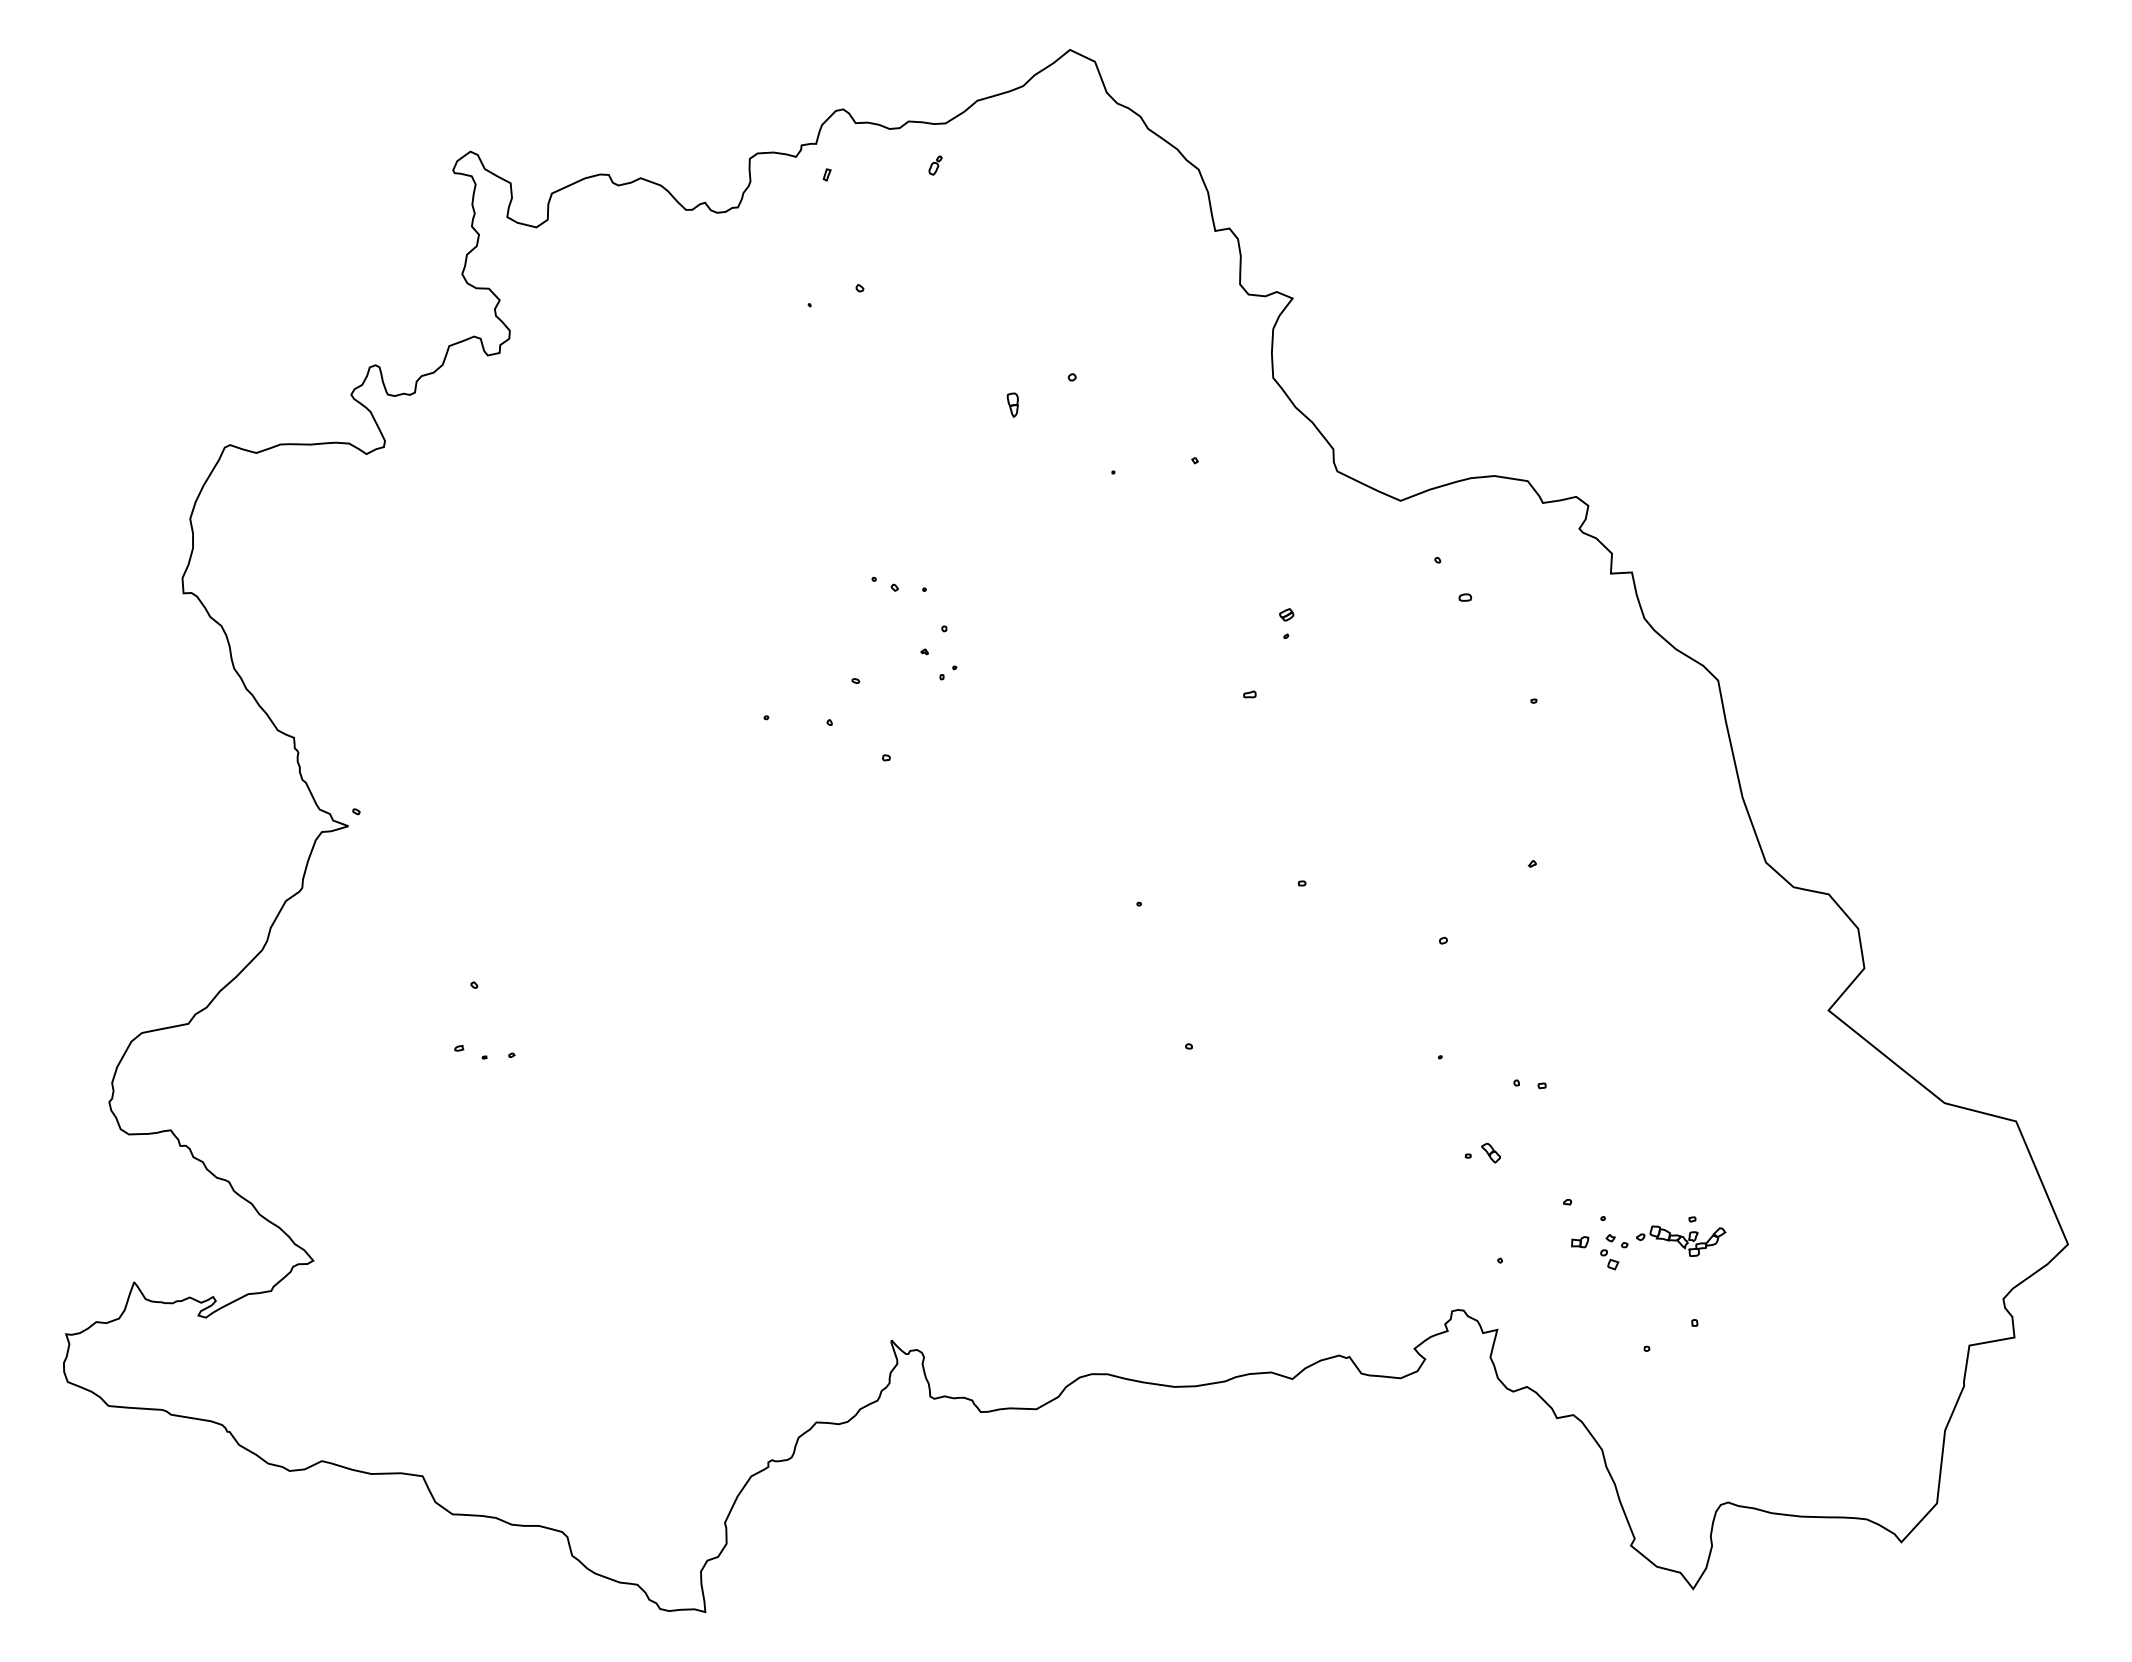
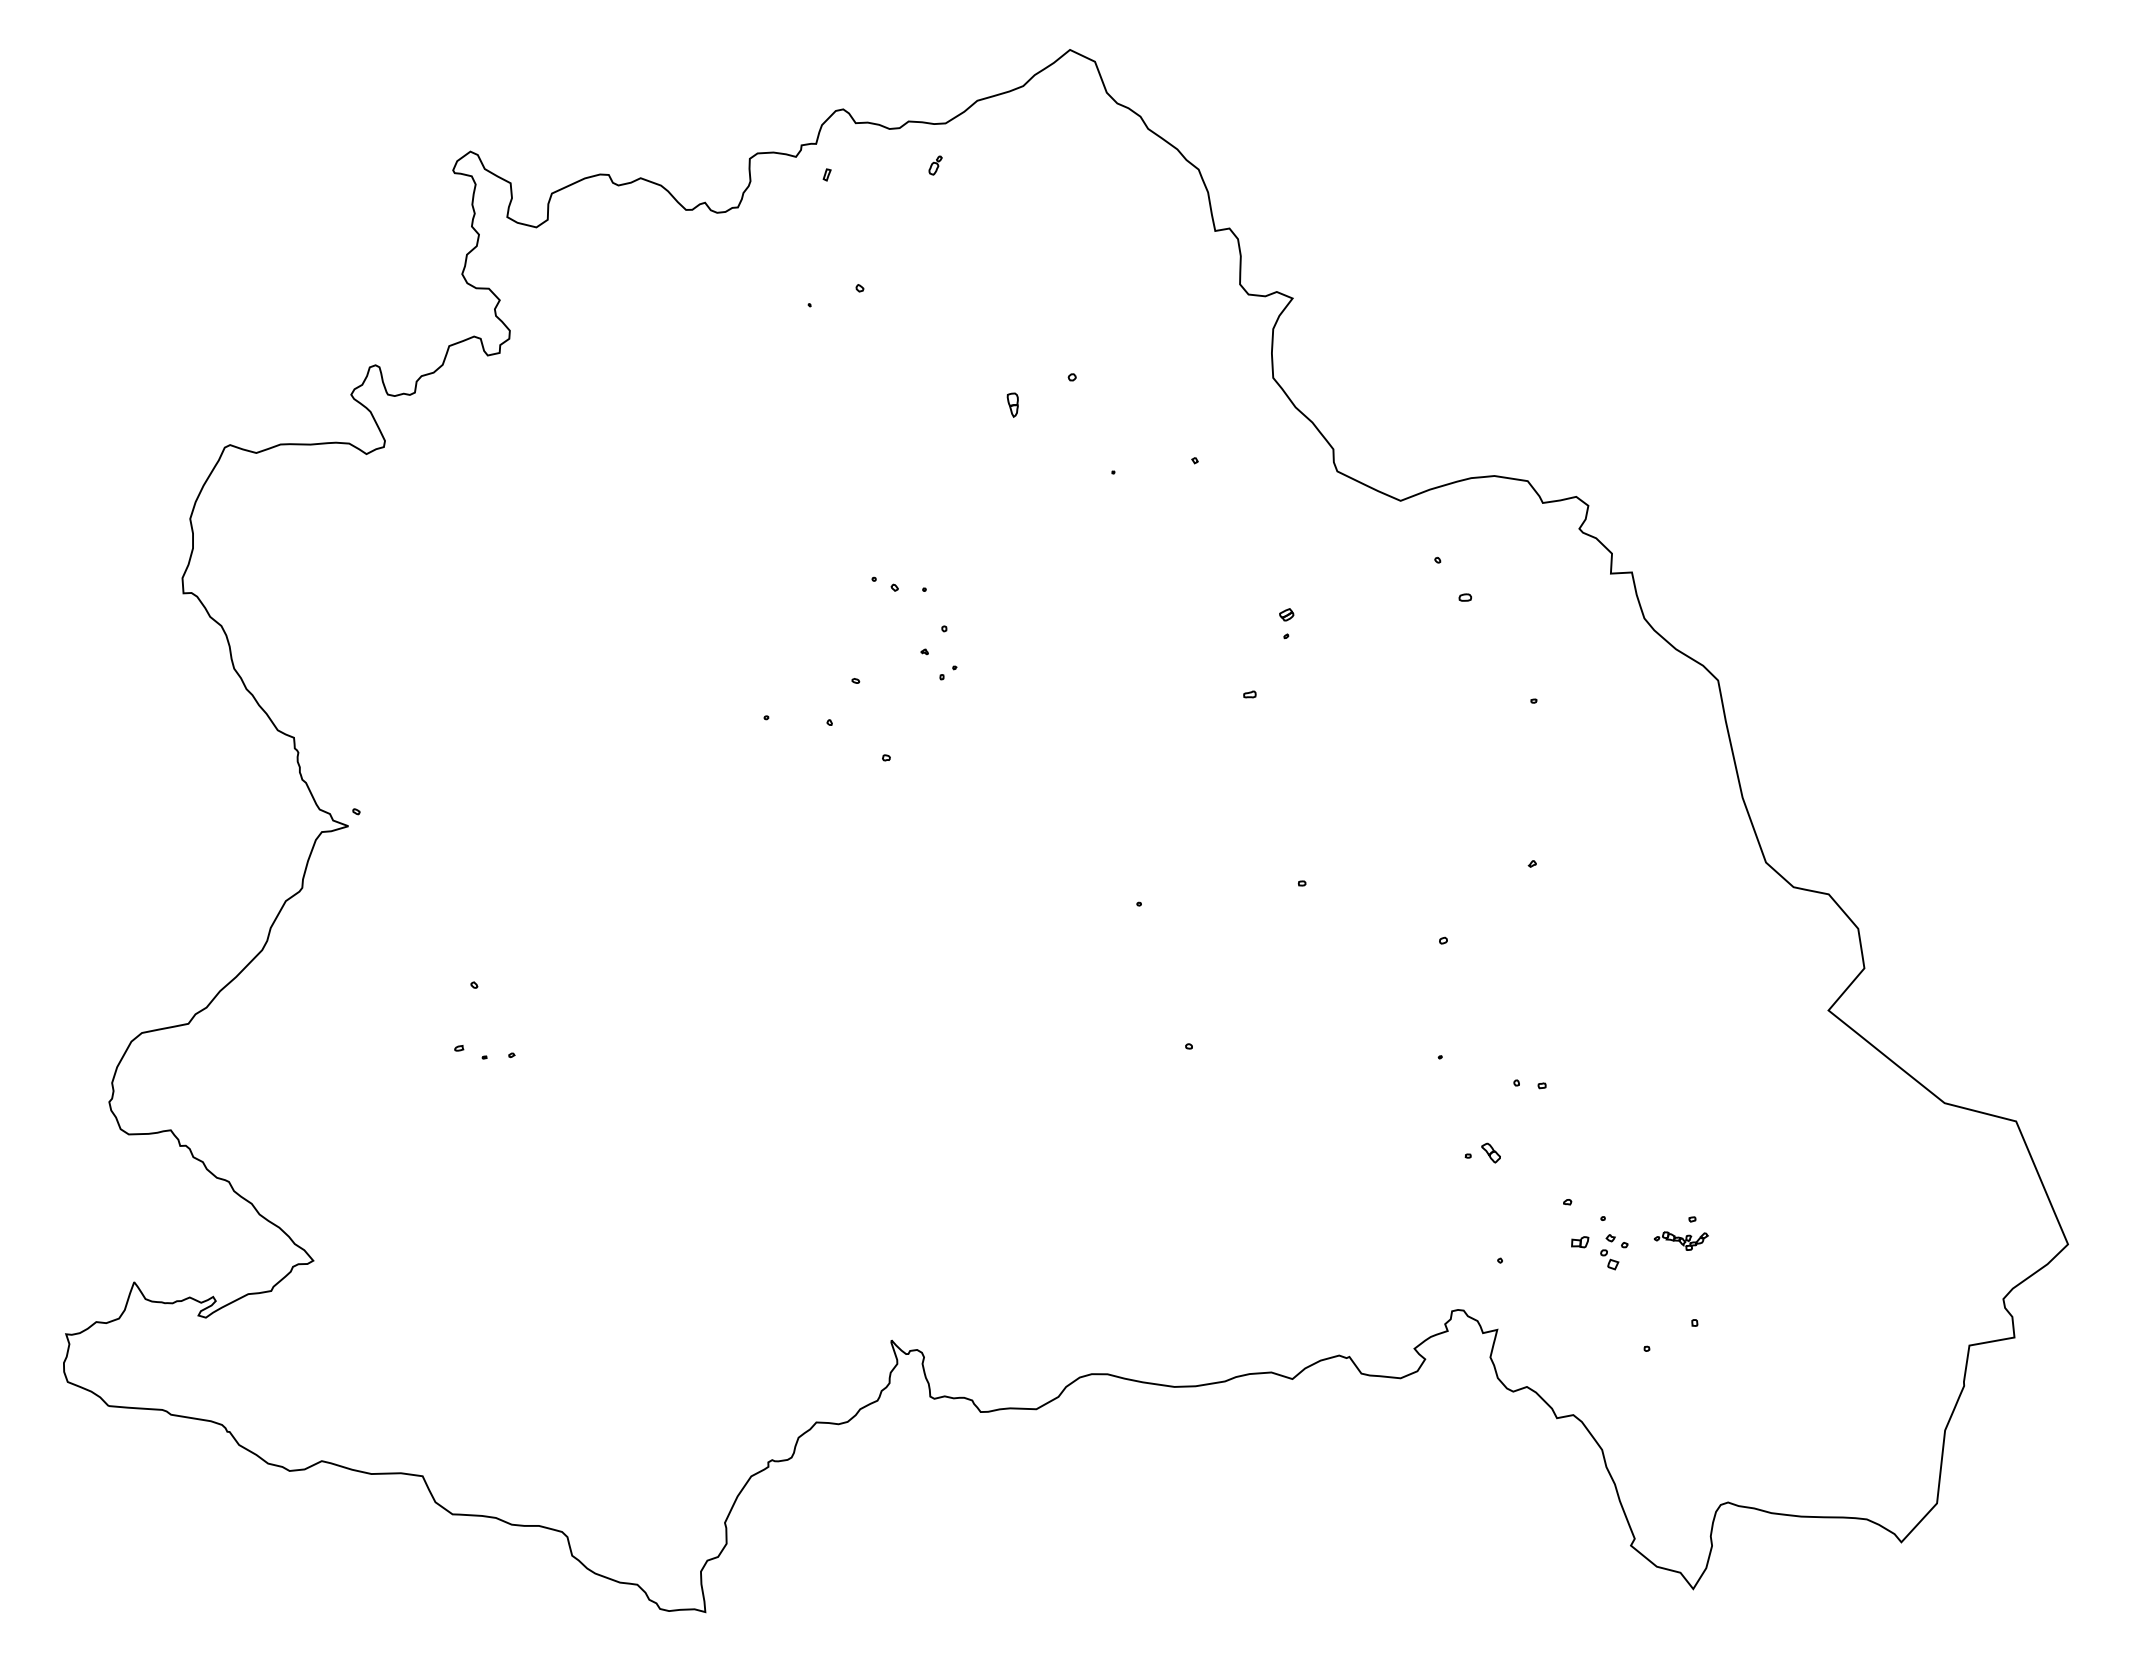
part size: 91x32 px -> 56x20 px (1680, 1240)
